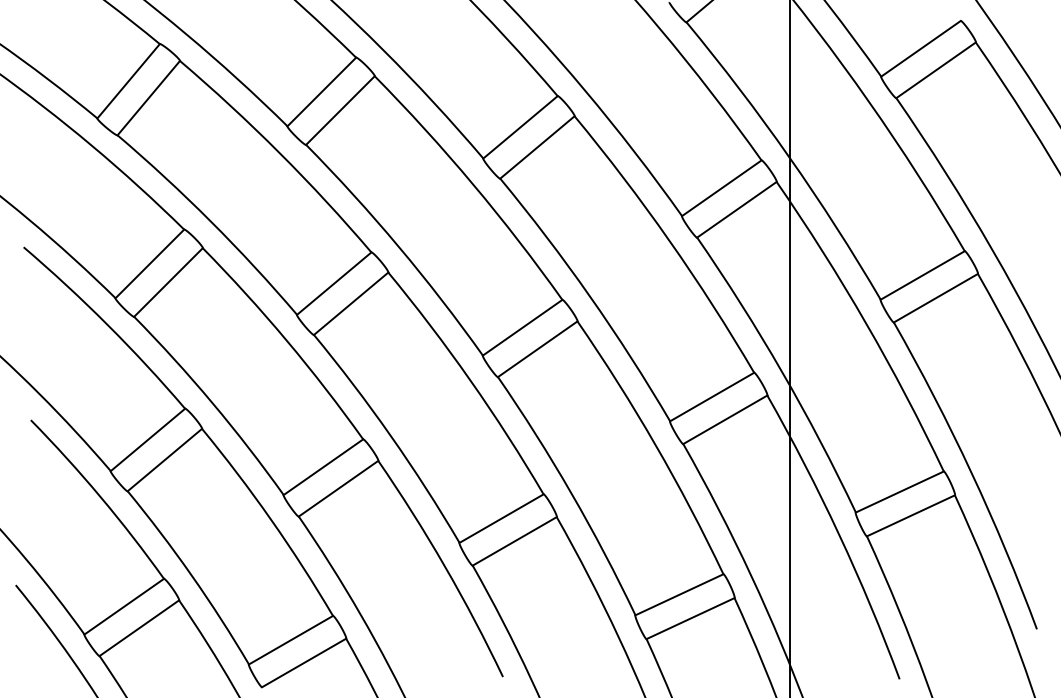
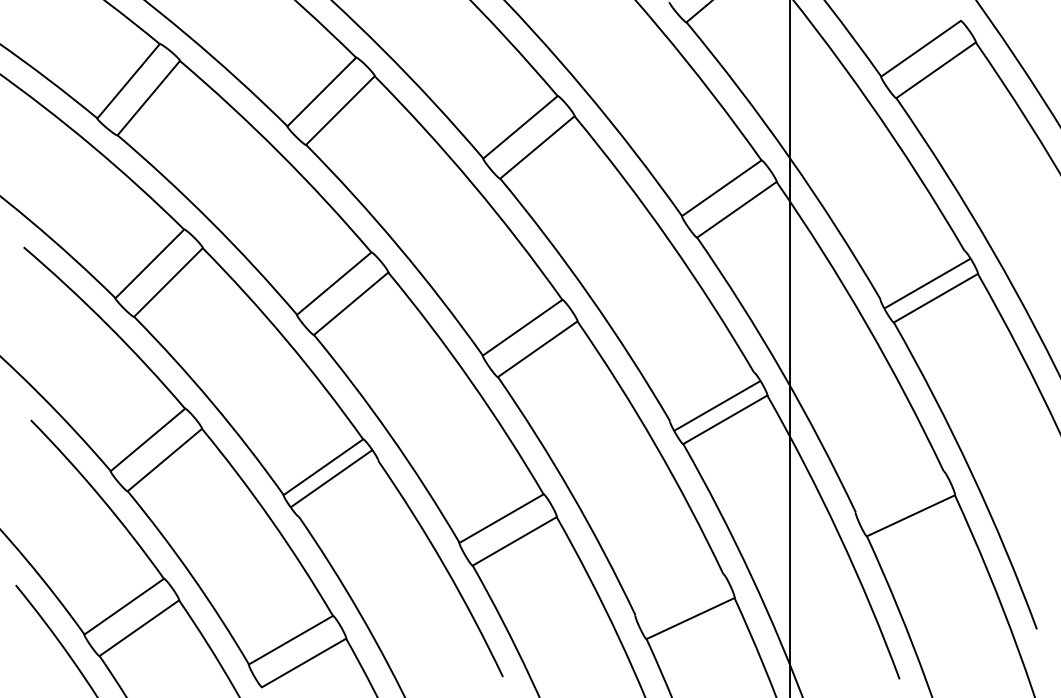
line position: (922, 275) -> (927, 283) (927, 283)
line position: (712, 396) -> (717, 405) (717, 405)
line position: (338, 488) -> (331, 478) (331, 478)
line: present -> none (899, 491)
line: present -> none (679, 594)
